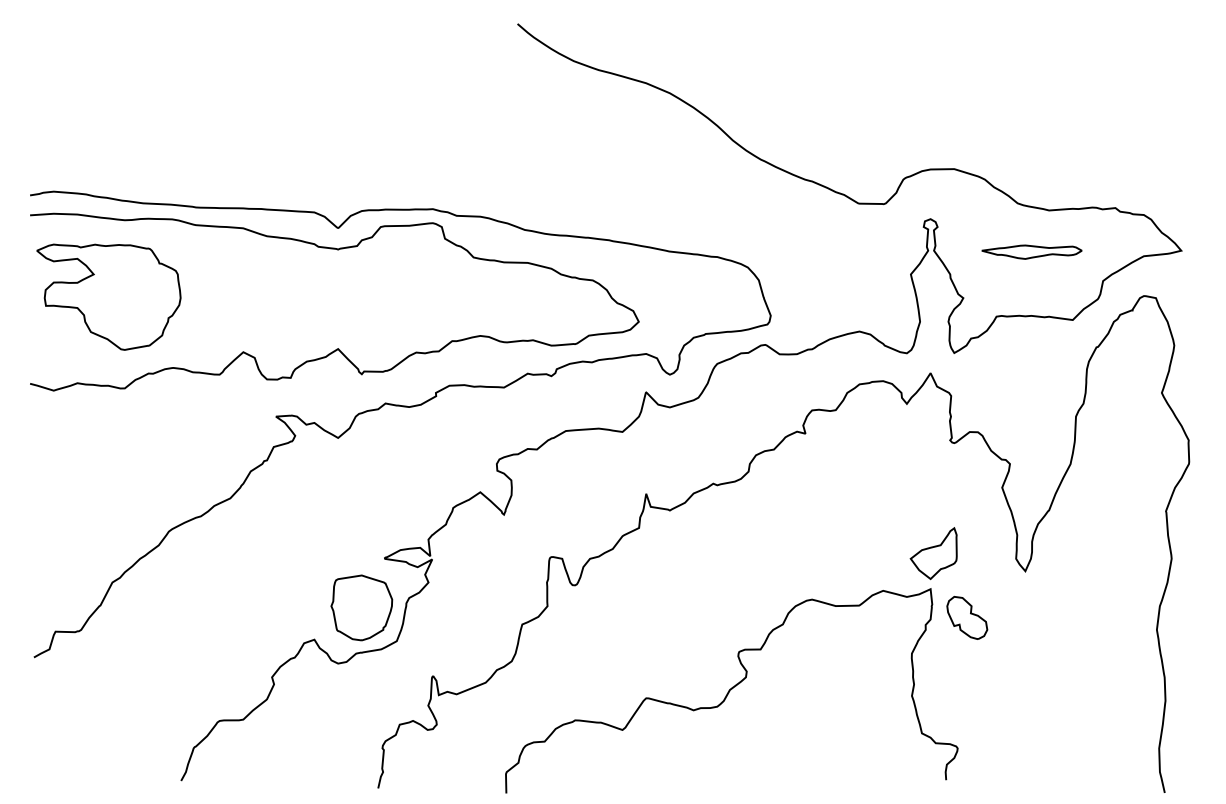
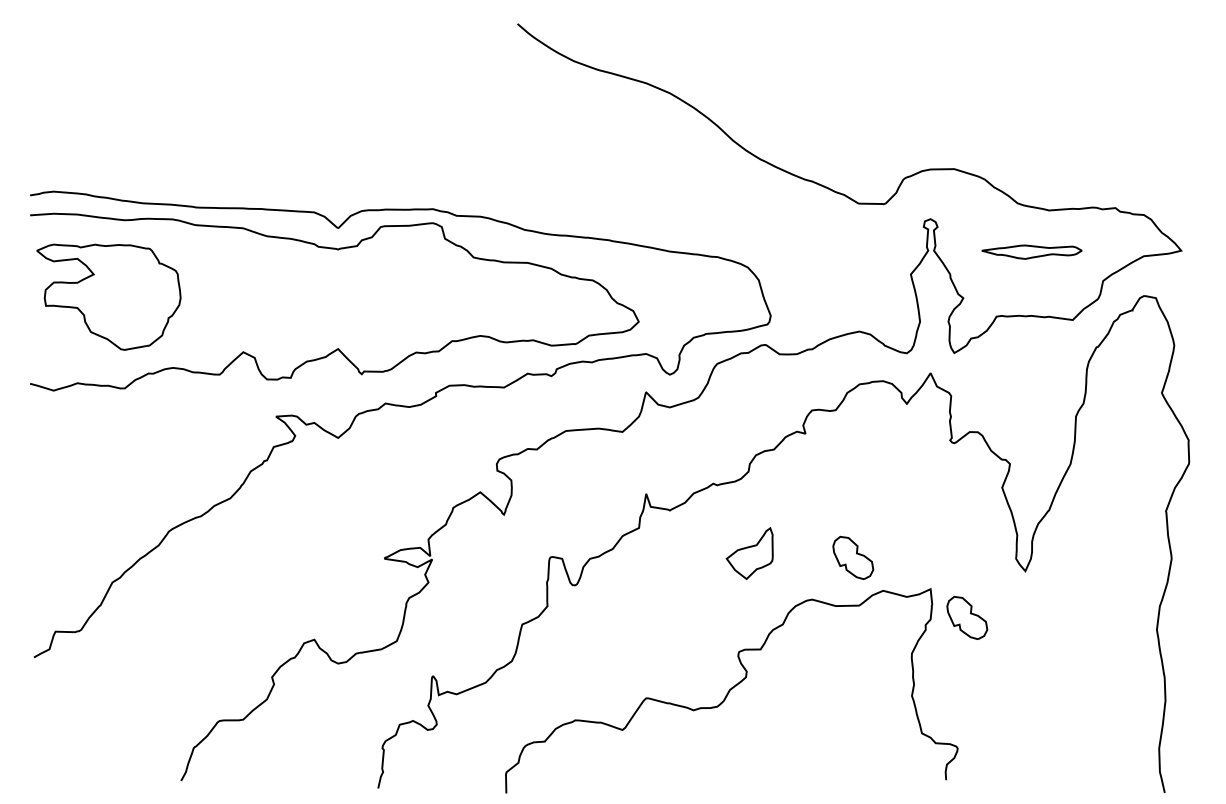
part position: (933, 553) -> (749, 553) (749, 553)
part: none -> present (853, 557)
part: present -> none (361, 607)
